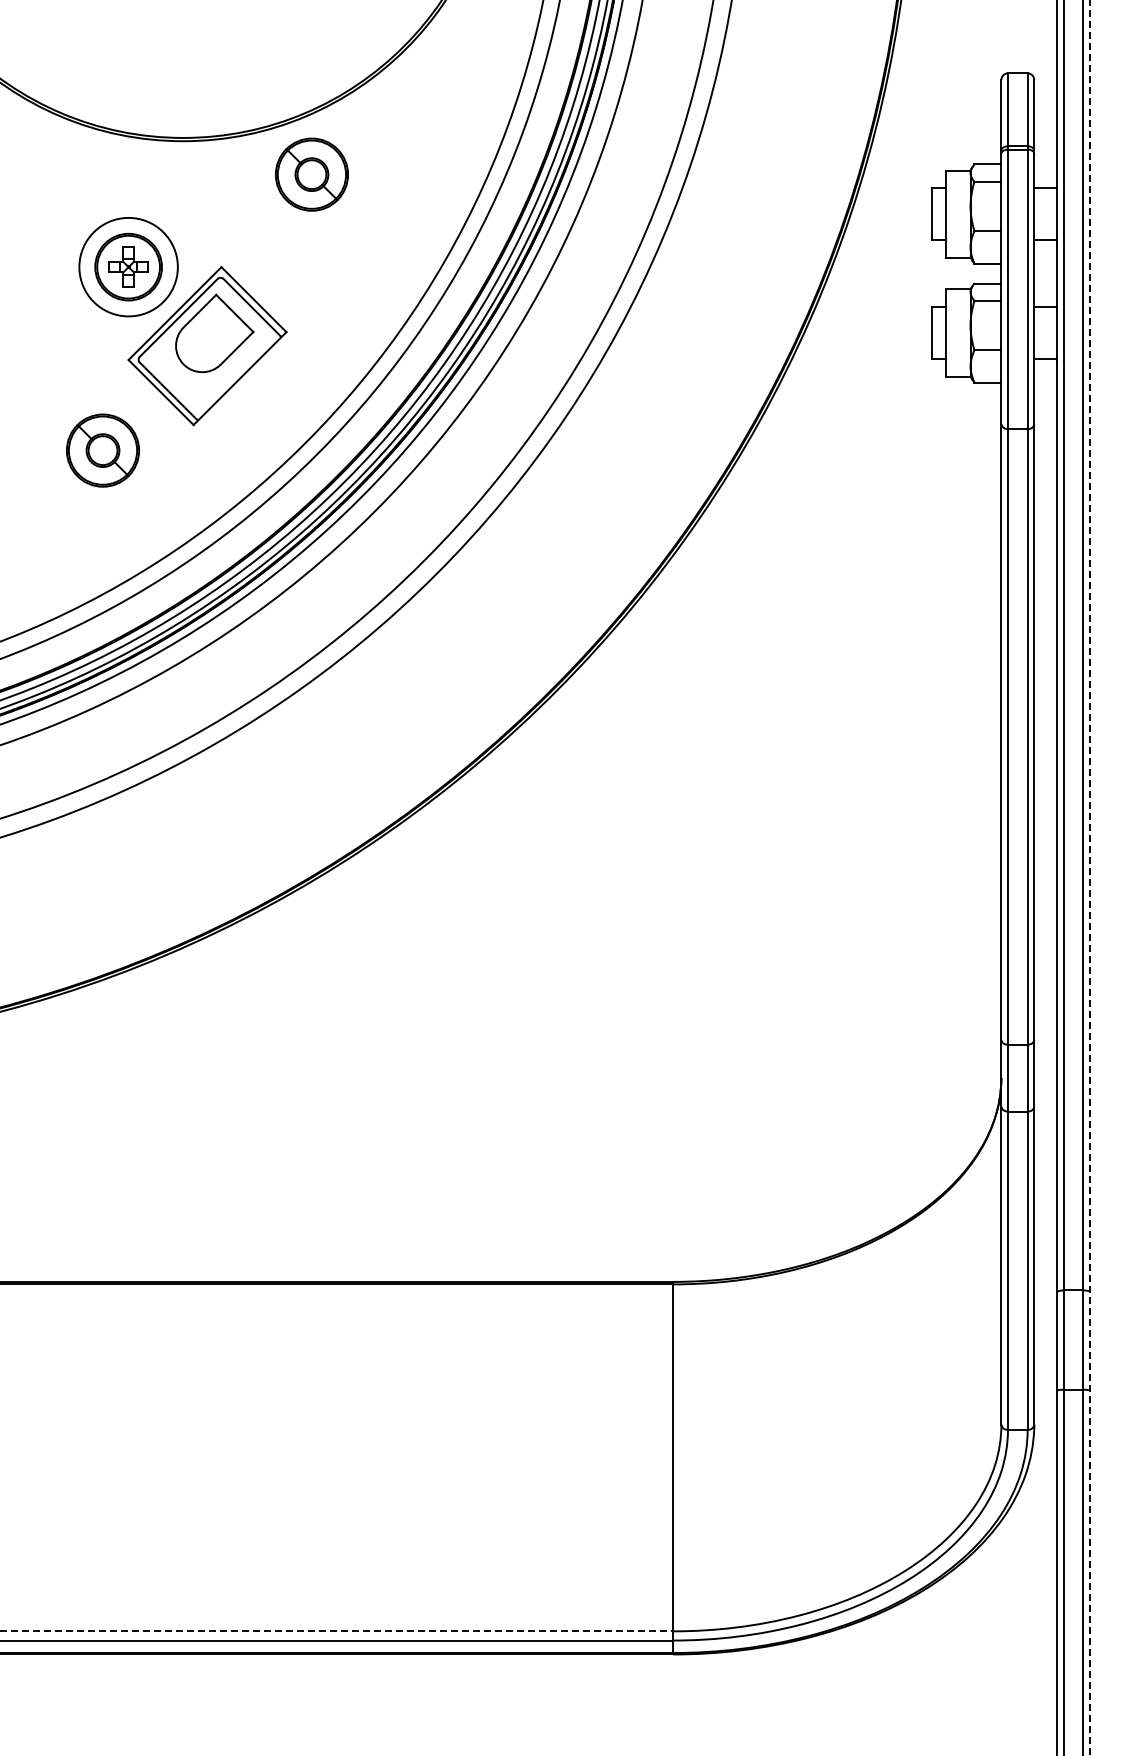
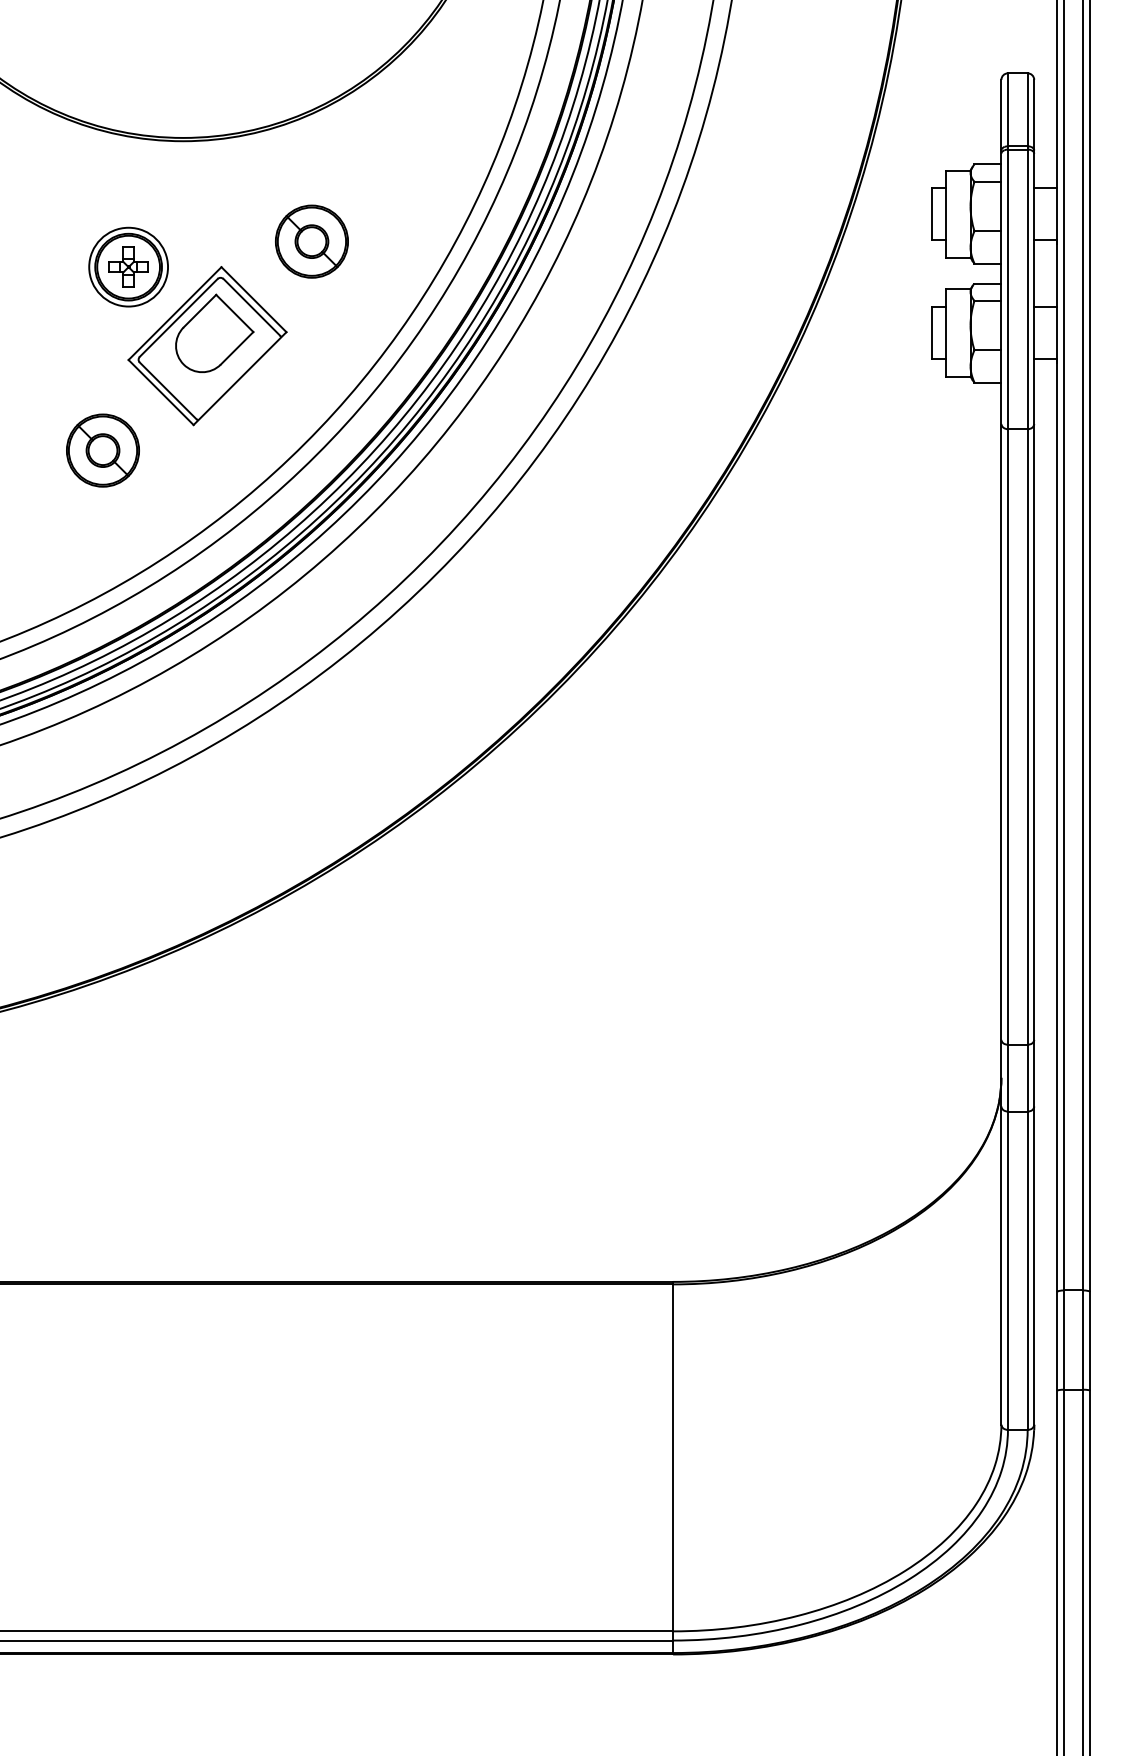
part position: (311, 174) -> (311, 241) (311, 241)
circle diameter: 98 px -> 79 px (128, 266)
line: dashed -> solid (1090, 878)
line: dashed -> solid (337, 1631)
